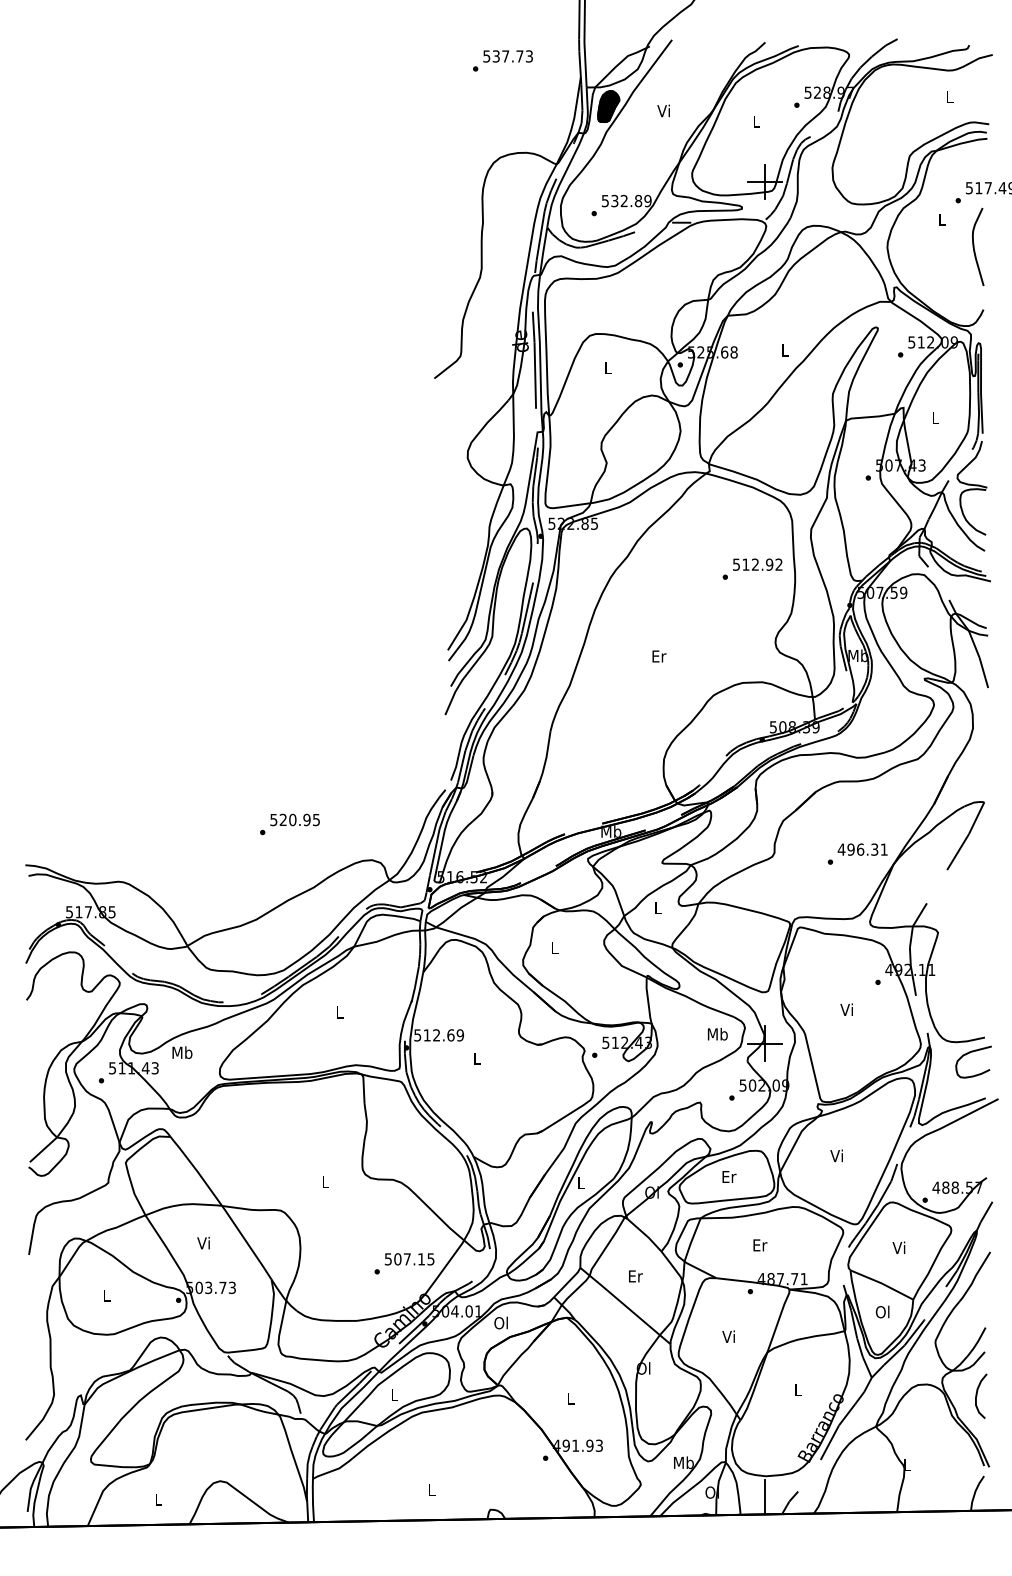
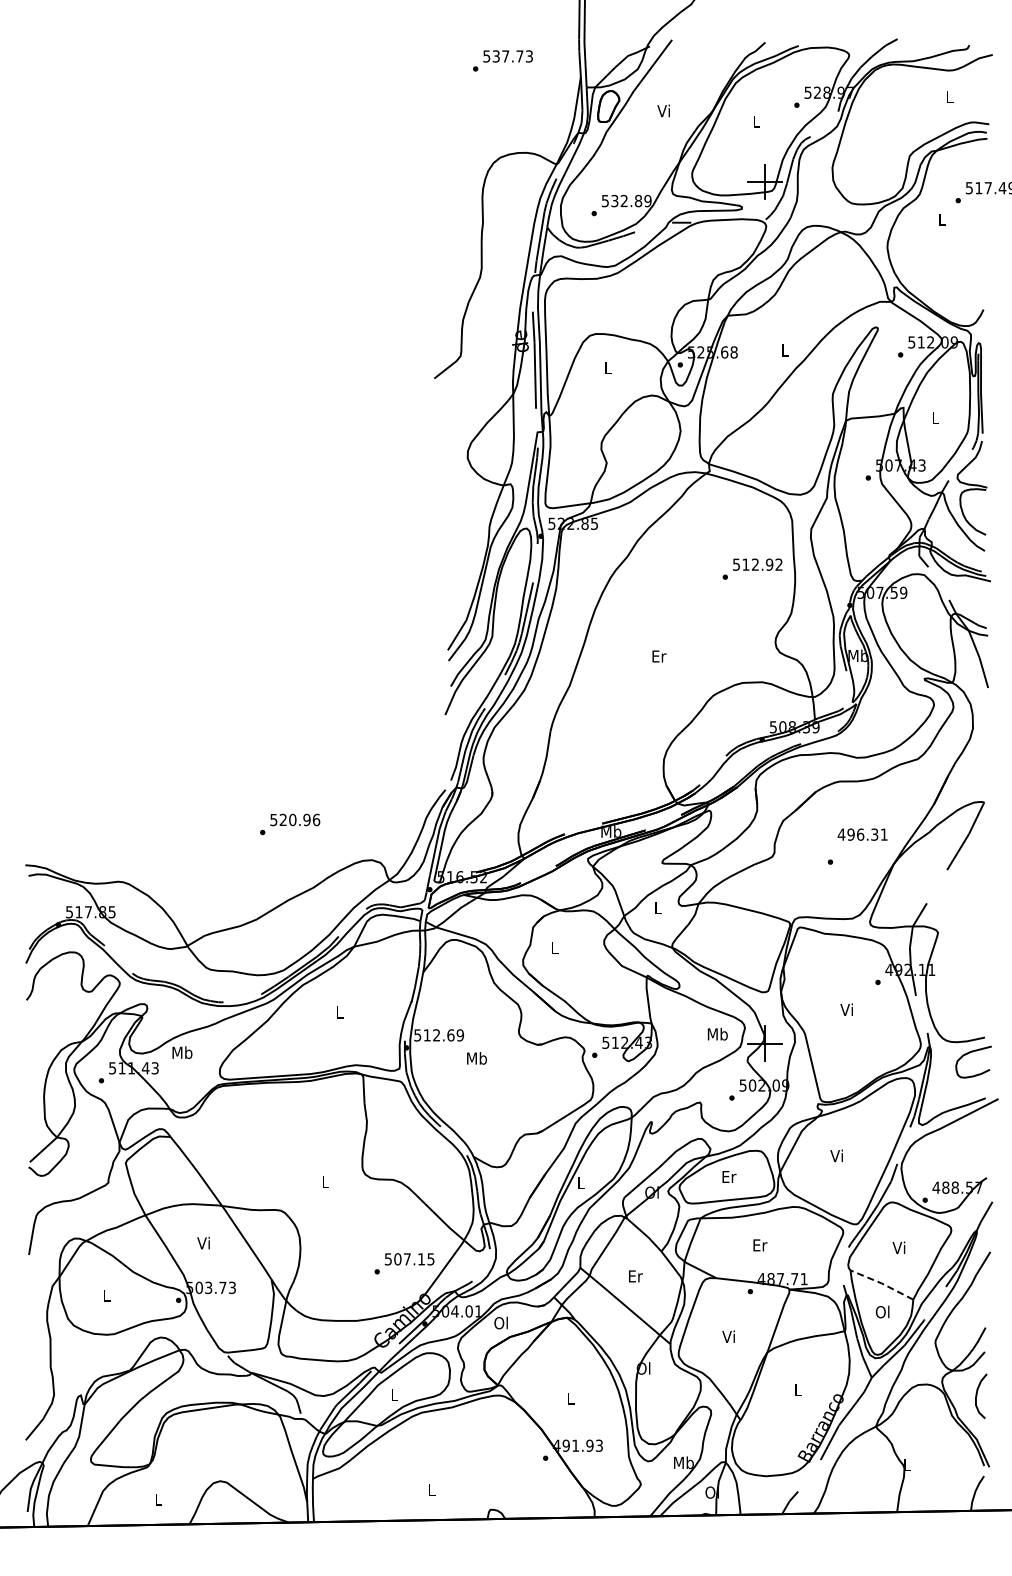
fill: present -> none (608, 106)
curve: present -> none (974, 246)
text: 520.95 -> 520.96 (316, 819)
text position: (862, 849) -> (862, 834) (862, 834)
text: L -> Mb (476, 1058)
line: solid -> dashed (881, 1283)
line: present -> none (765, 1496)
